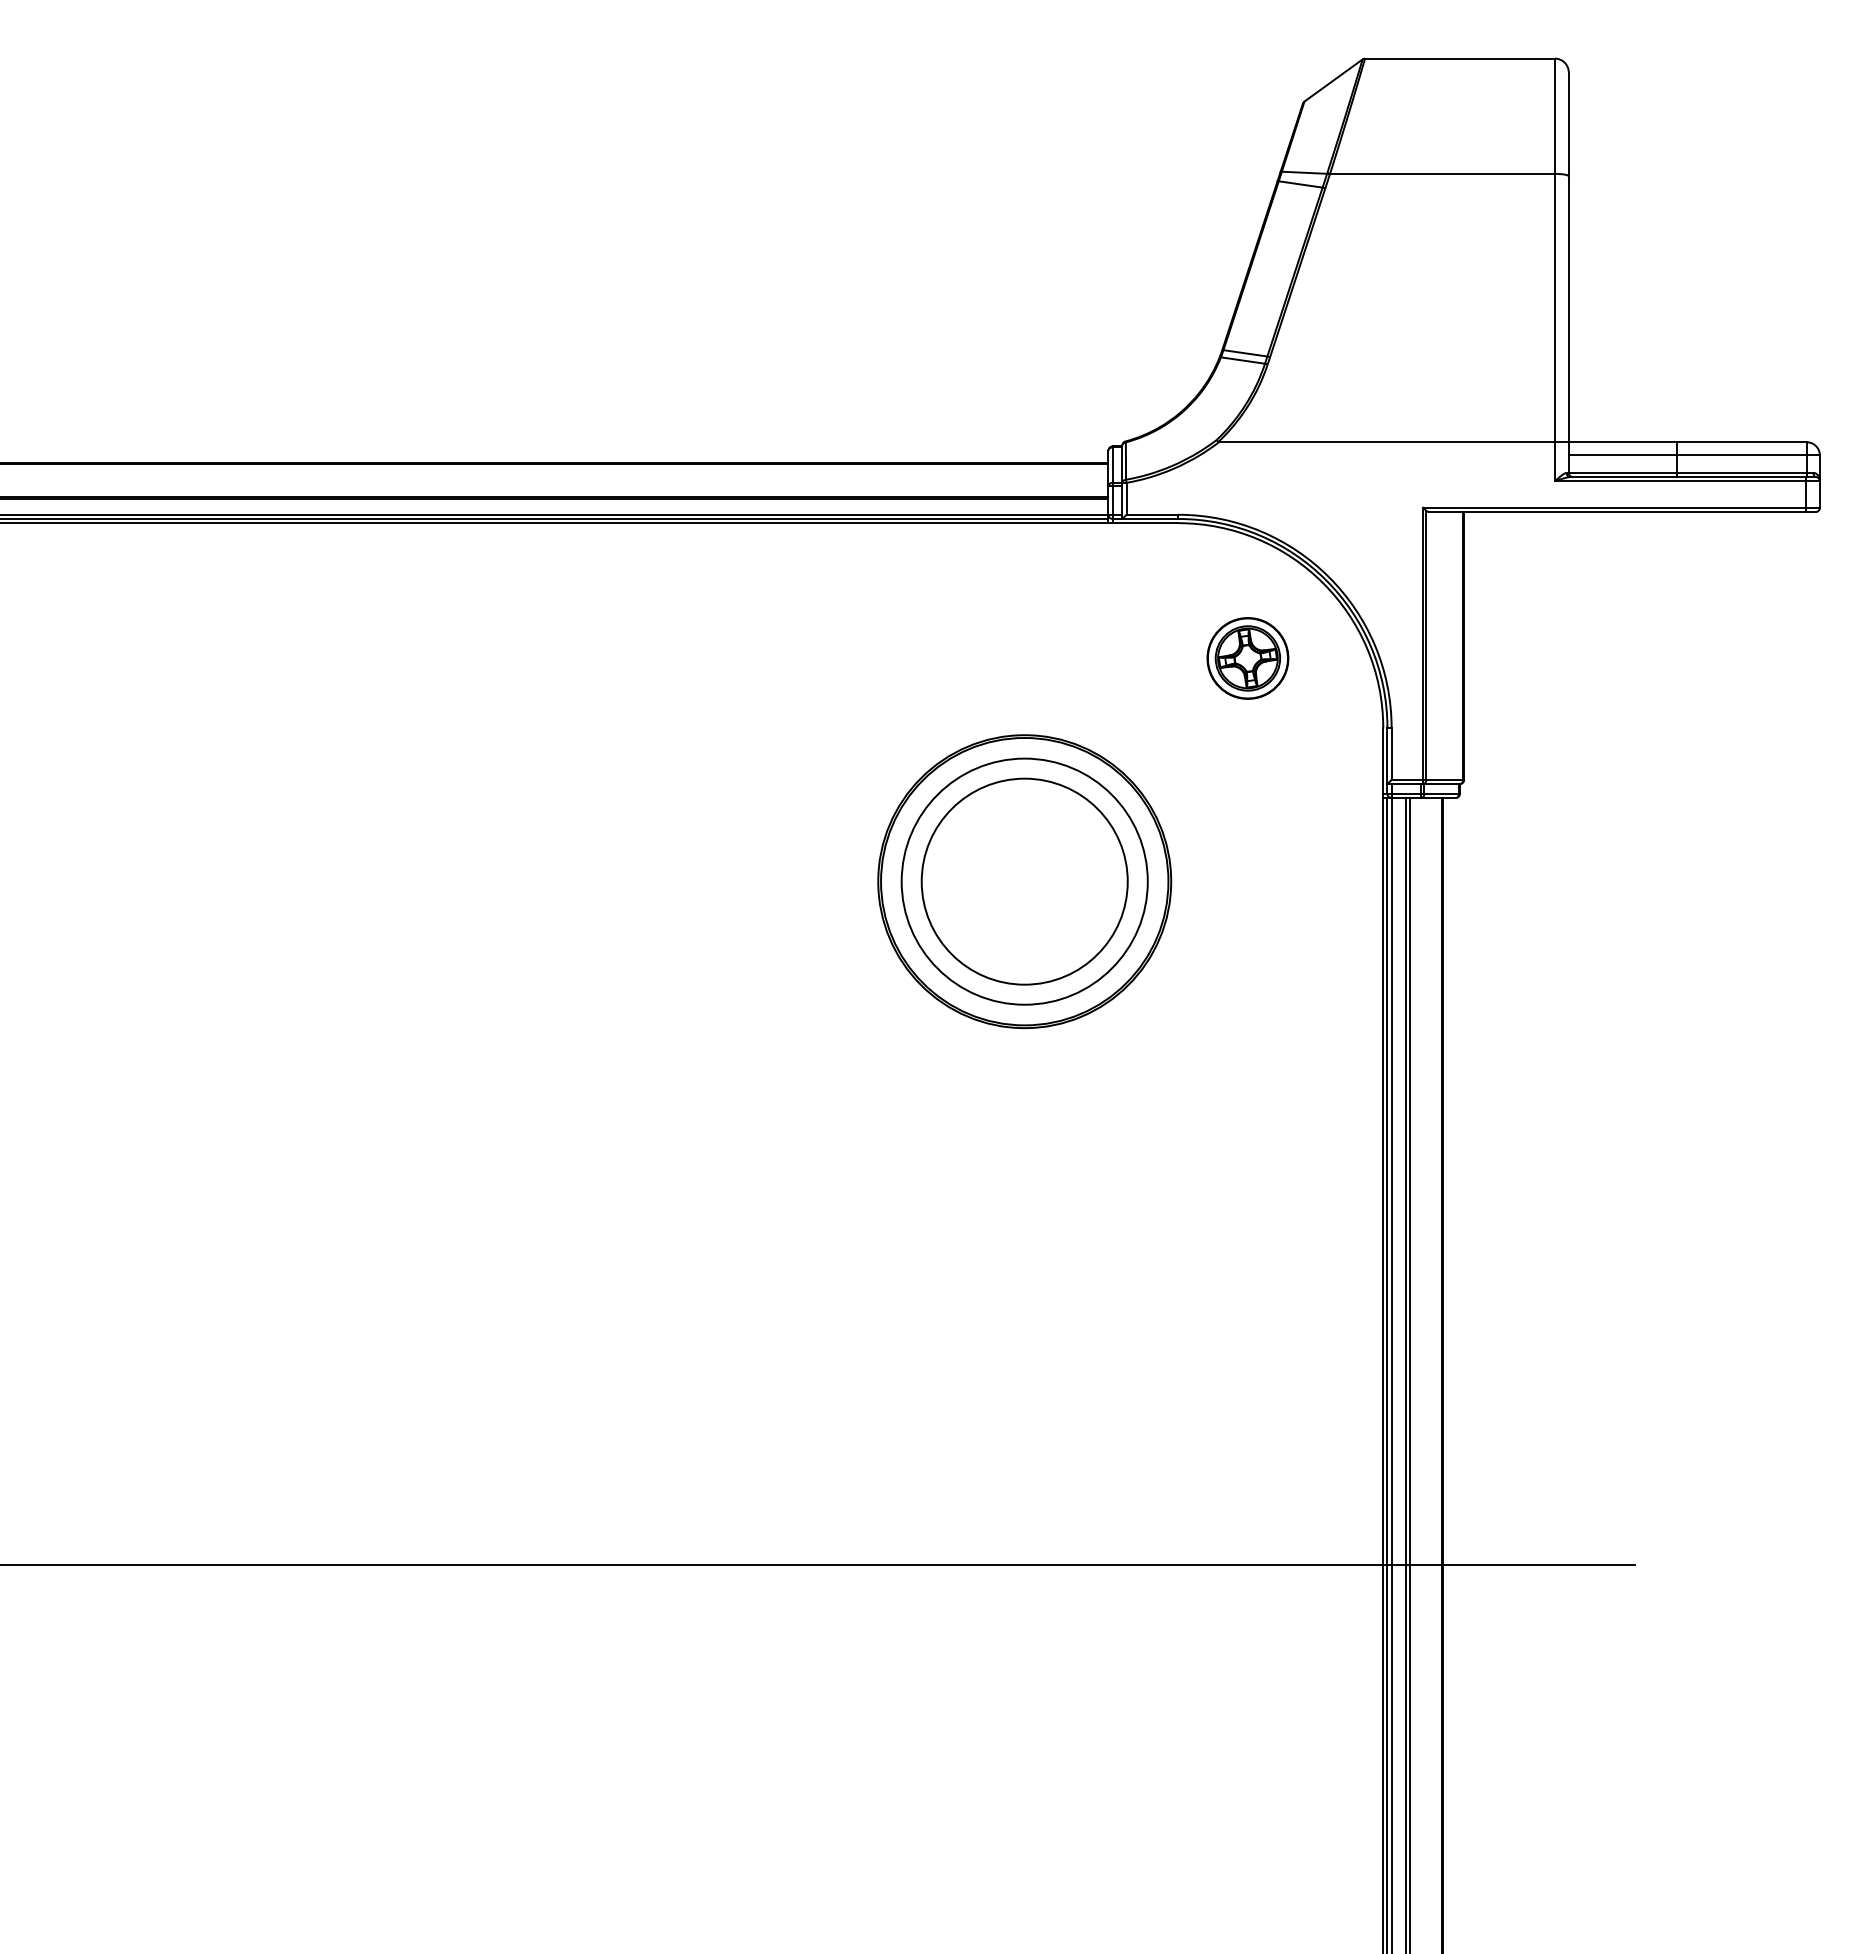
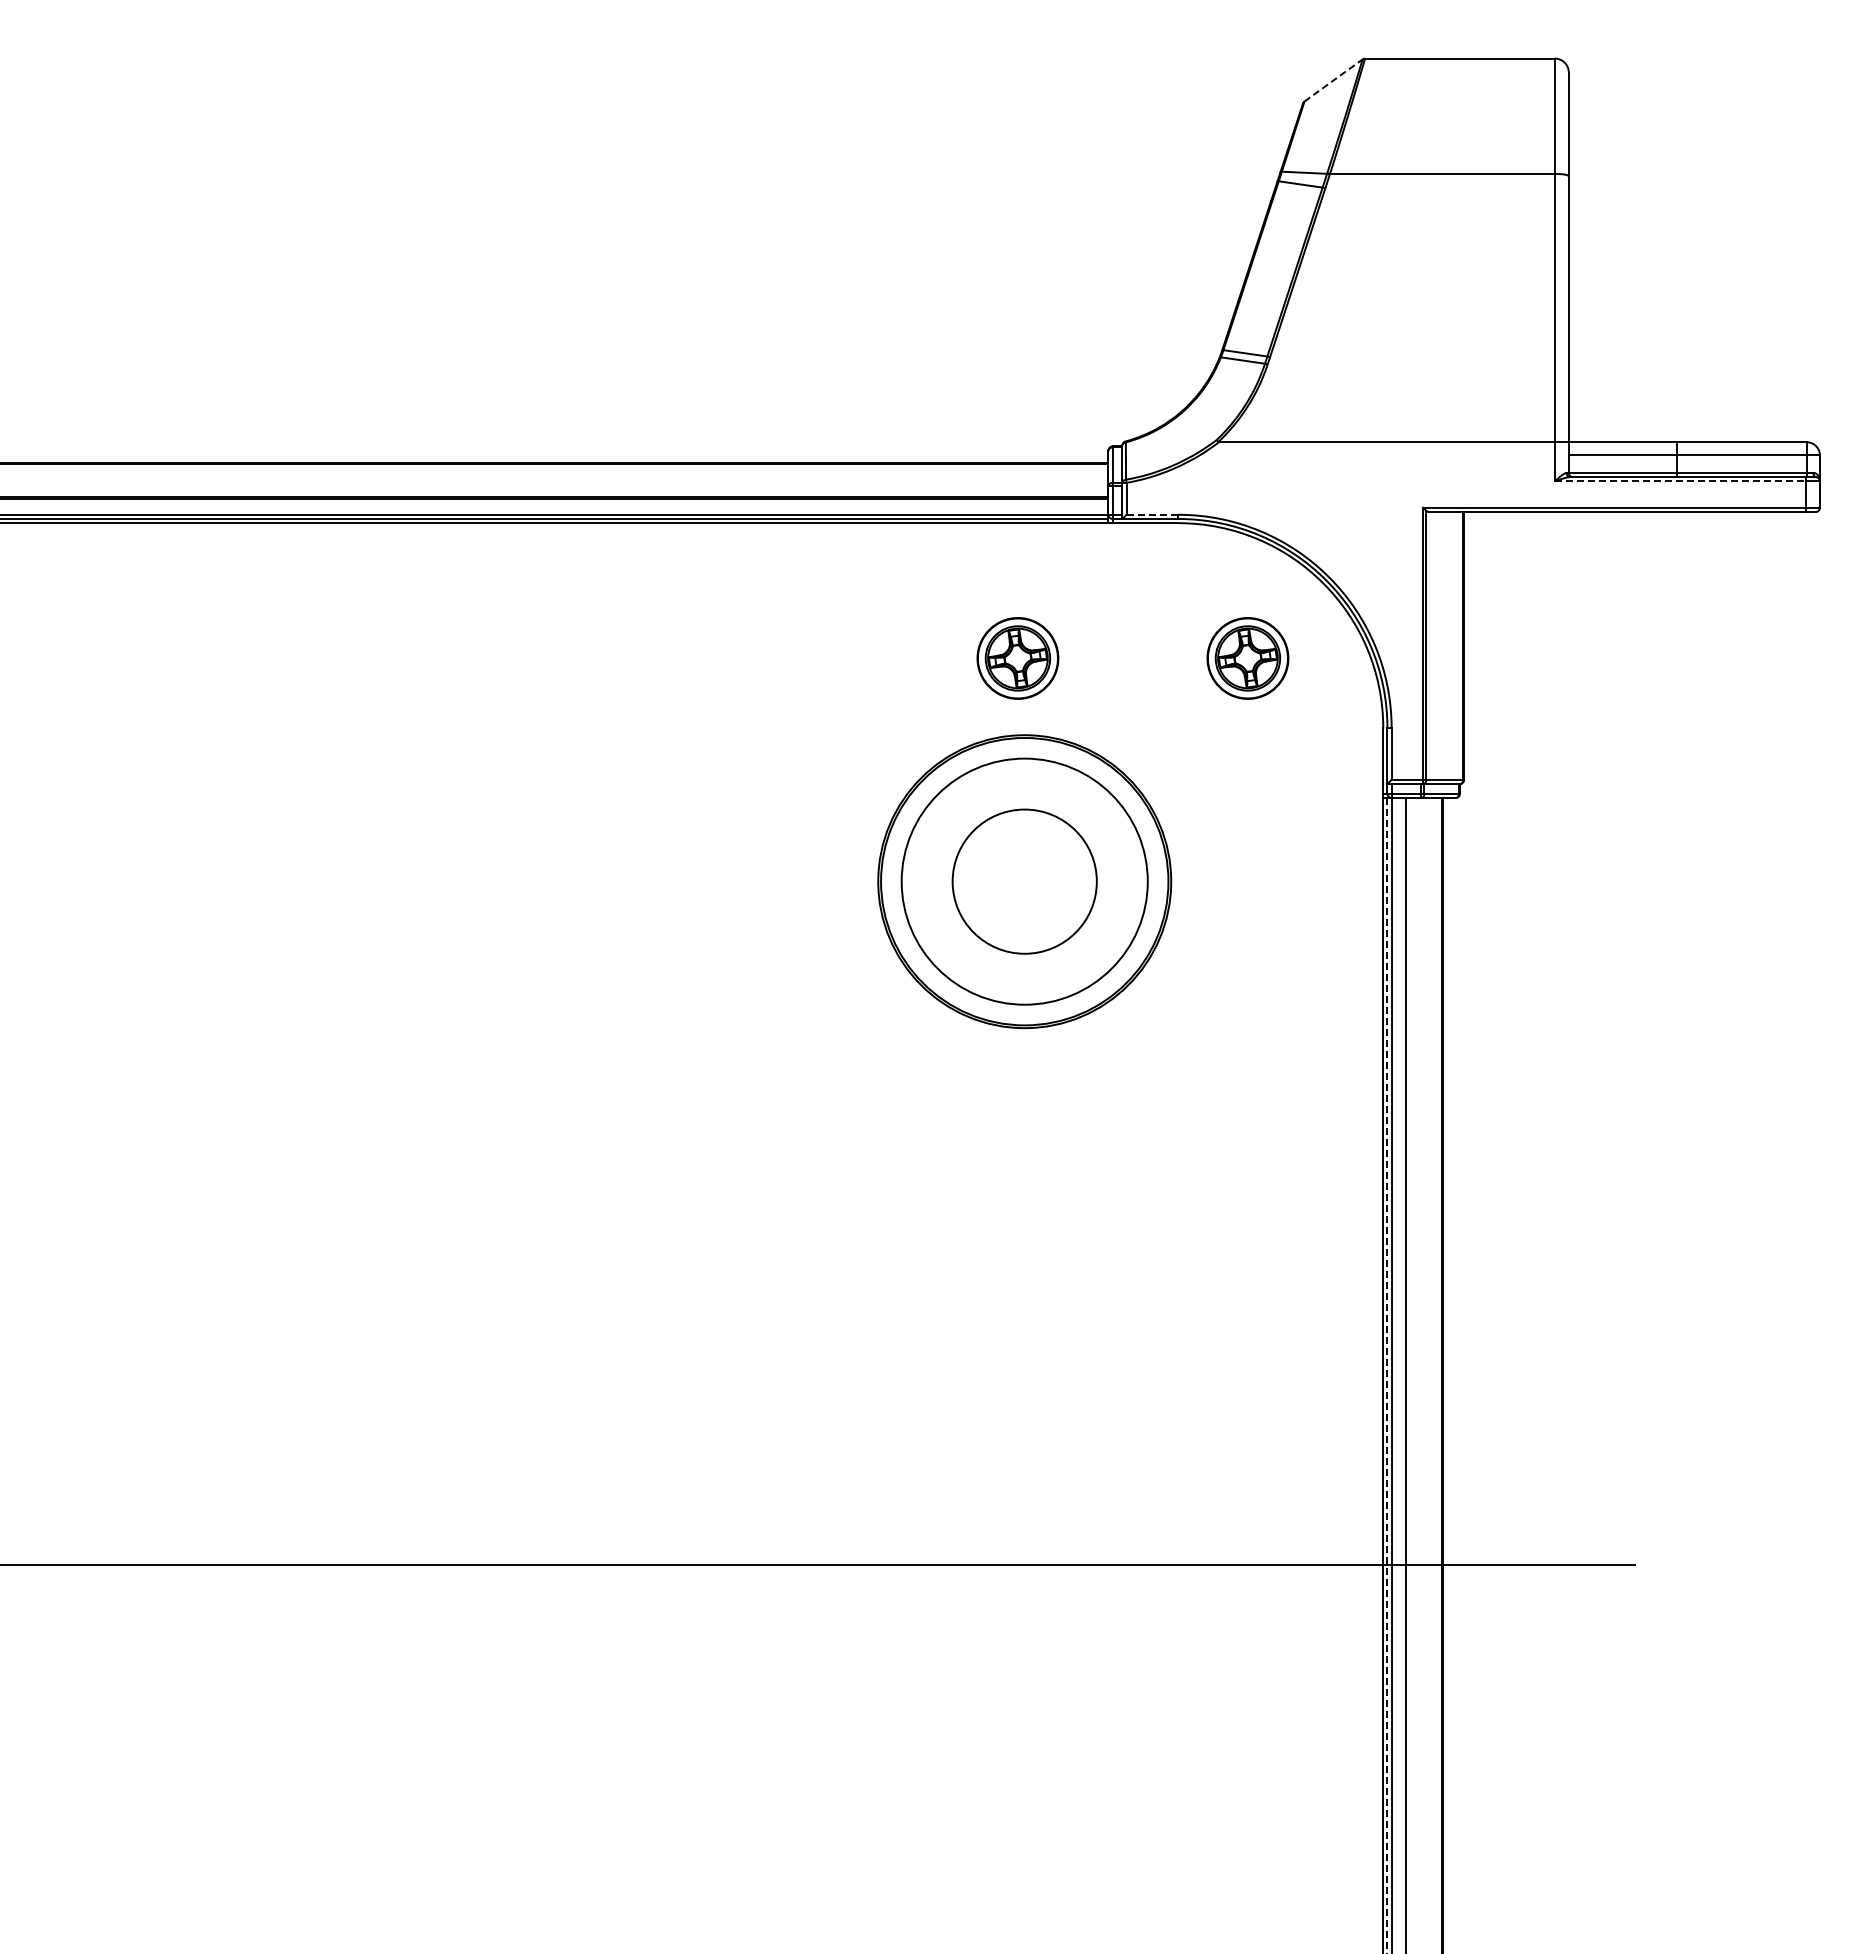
line: solid -> dashed (1333, 80)
line: solid -> dashed (1680, 481)
line: solid -> dashed (1152, 514)
part: none -> present (1017, 658)
circle diameter: 206 px -> 144 px (1024, 881)
line: present -> none (1409, 1373)
line: solid -> dashed (1387, 1375)
